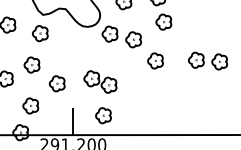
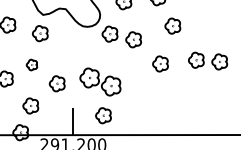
part position: (163, 21) -> (172, 25) (172, 25)
part position: (155, 60) -> (160, 63) (160, 63)
part size: 18x18 px -> 14x14 px (31, 64)
part size: 35x24 px -> 43x30 px (100, 81)
